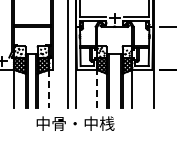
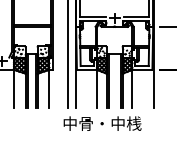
line: dashed -> solid (97, 88)
line: dashed -> solid (49, 89)
text position: (75, 123) -> (102, 123) (102, 123)
